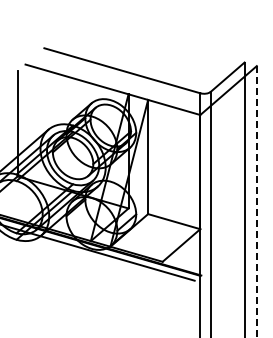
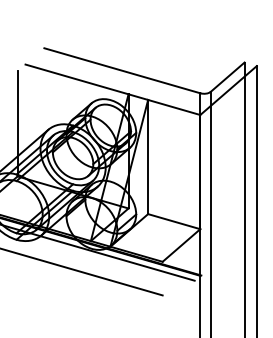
line: dashed -> solid (256, 201)
line: none -> present (82, 272)
